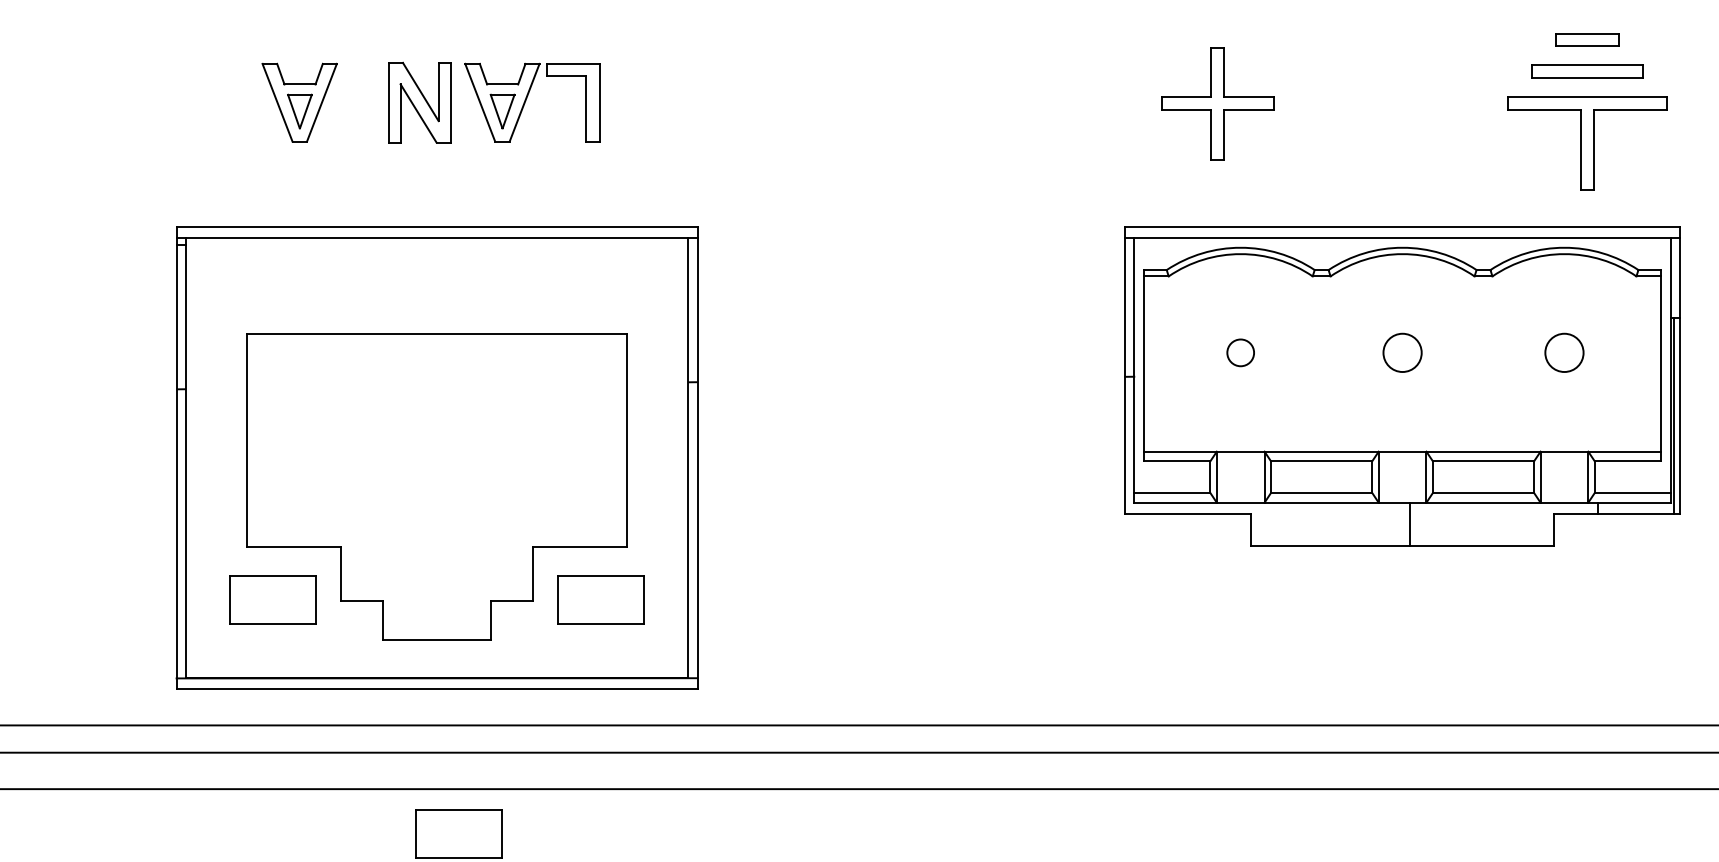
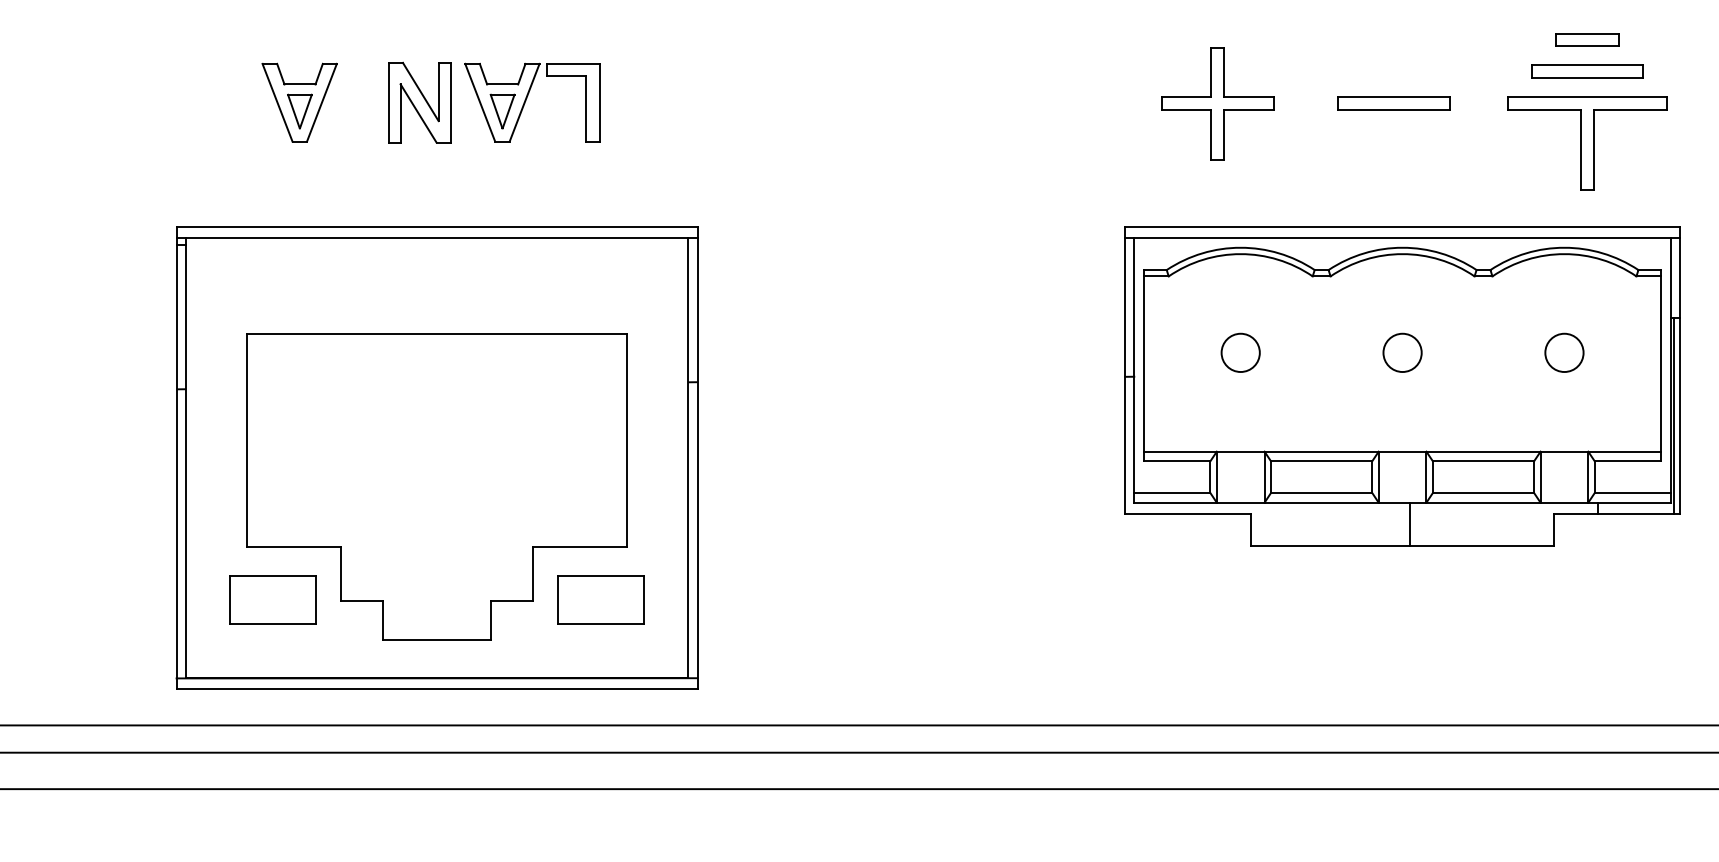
part: none -> present (1393, 103)
circle diameter: 27 px -> 38 px (1240, 352)
part: present -> none (458, 833)
